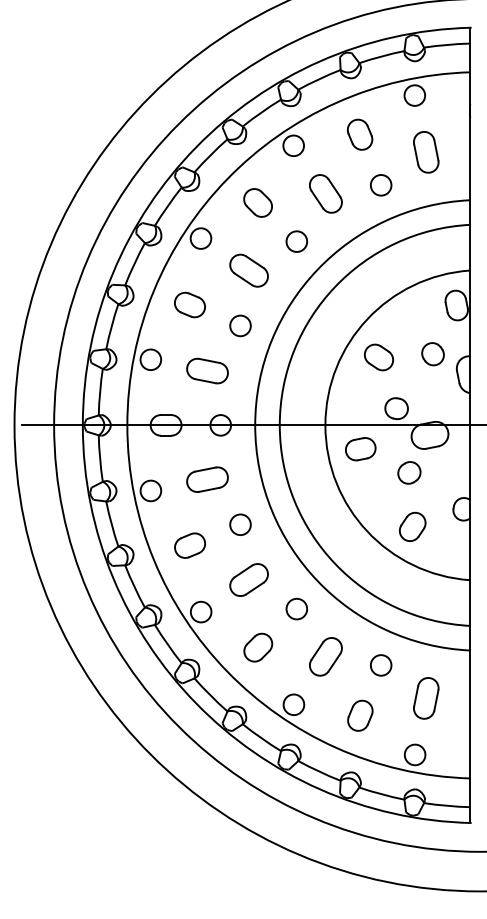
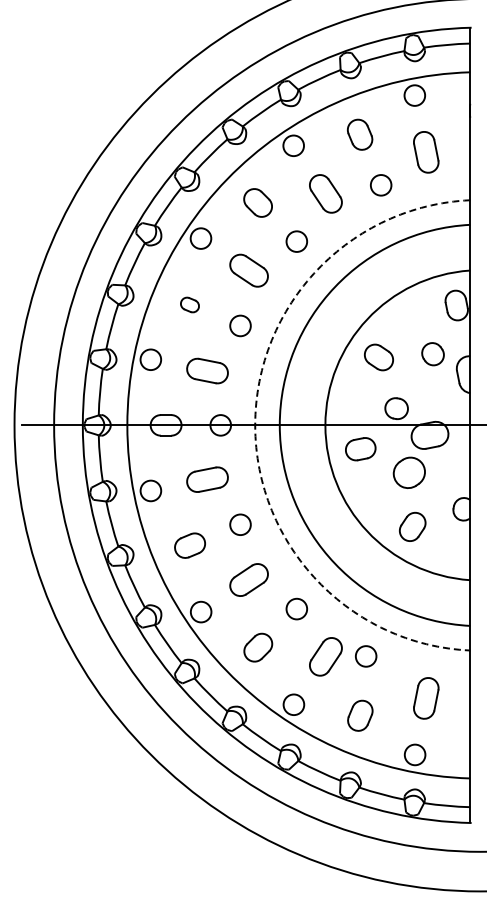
part size: 32x28 px -> 20x18 px (189, 304)
arc: solid -> dashed (255, 425)
part size: 25x24 px -> 34x33 px (408, 472)
circle position: (381, 665) -> (366, 656) (366, 656)
